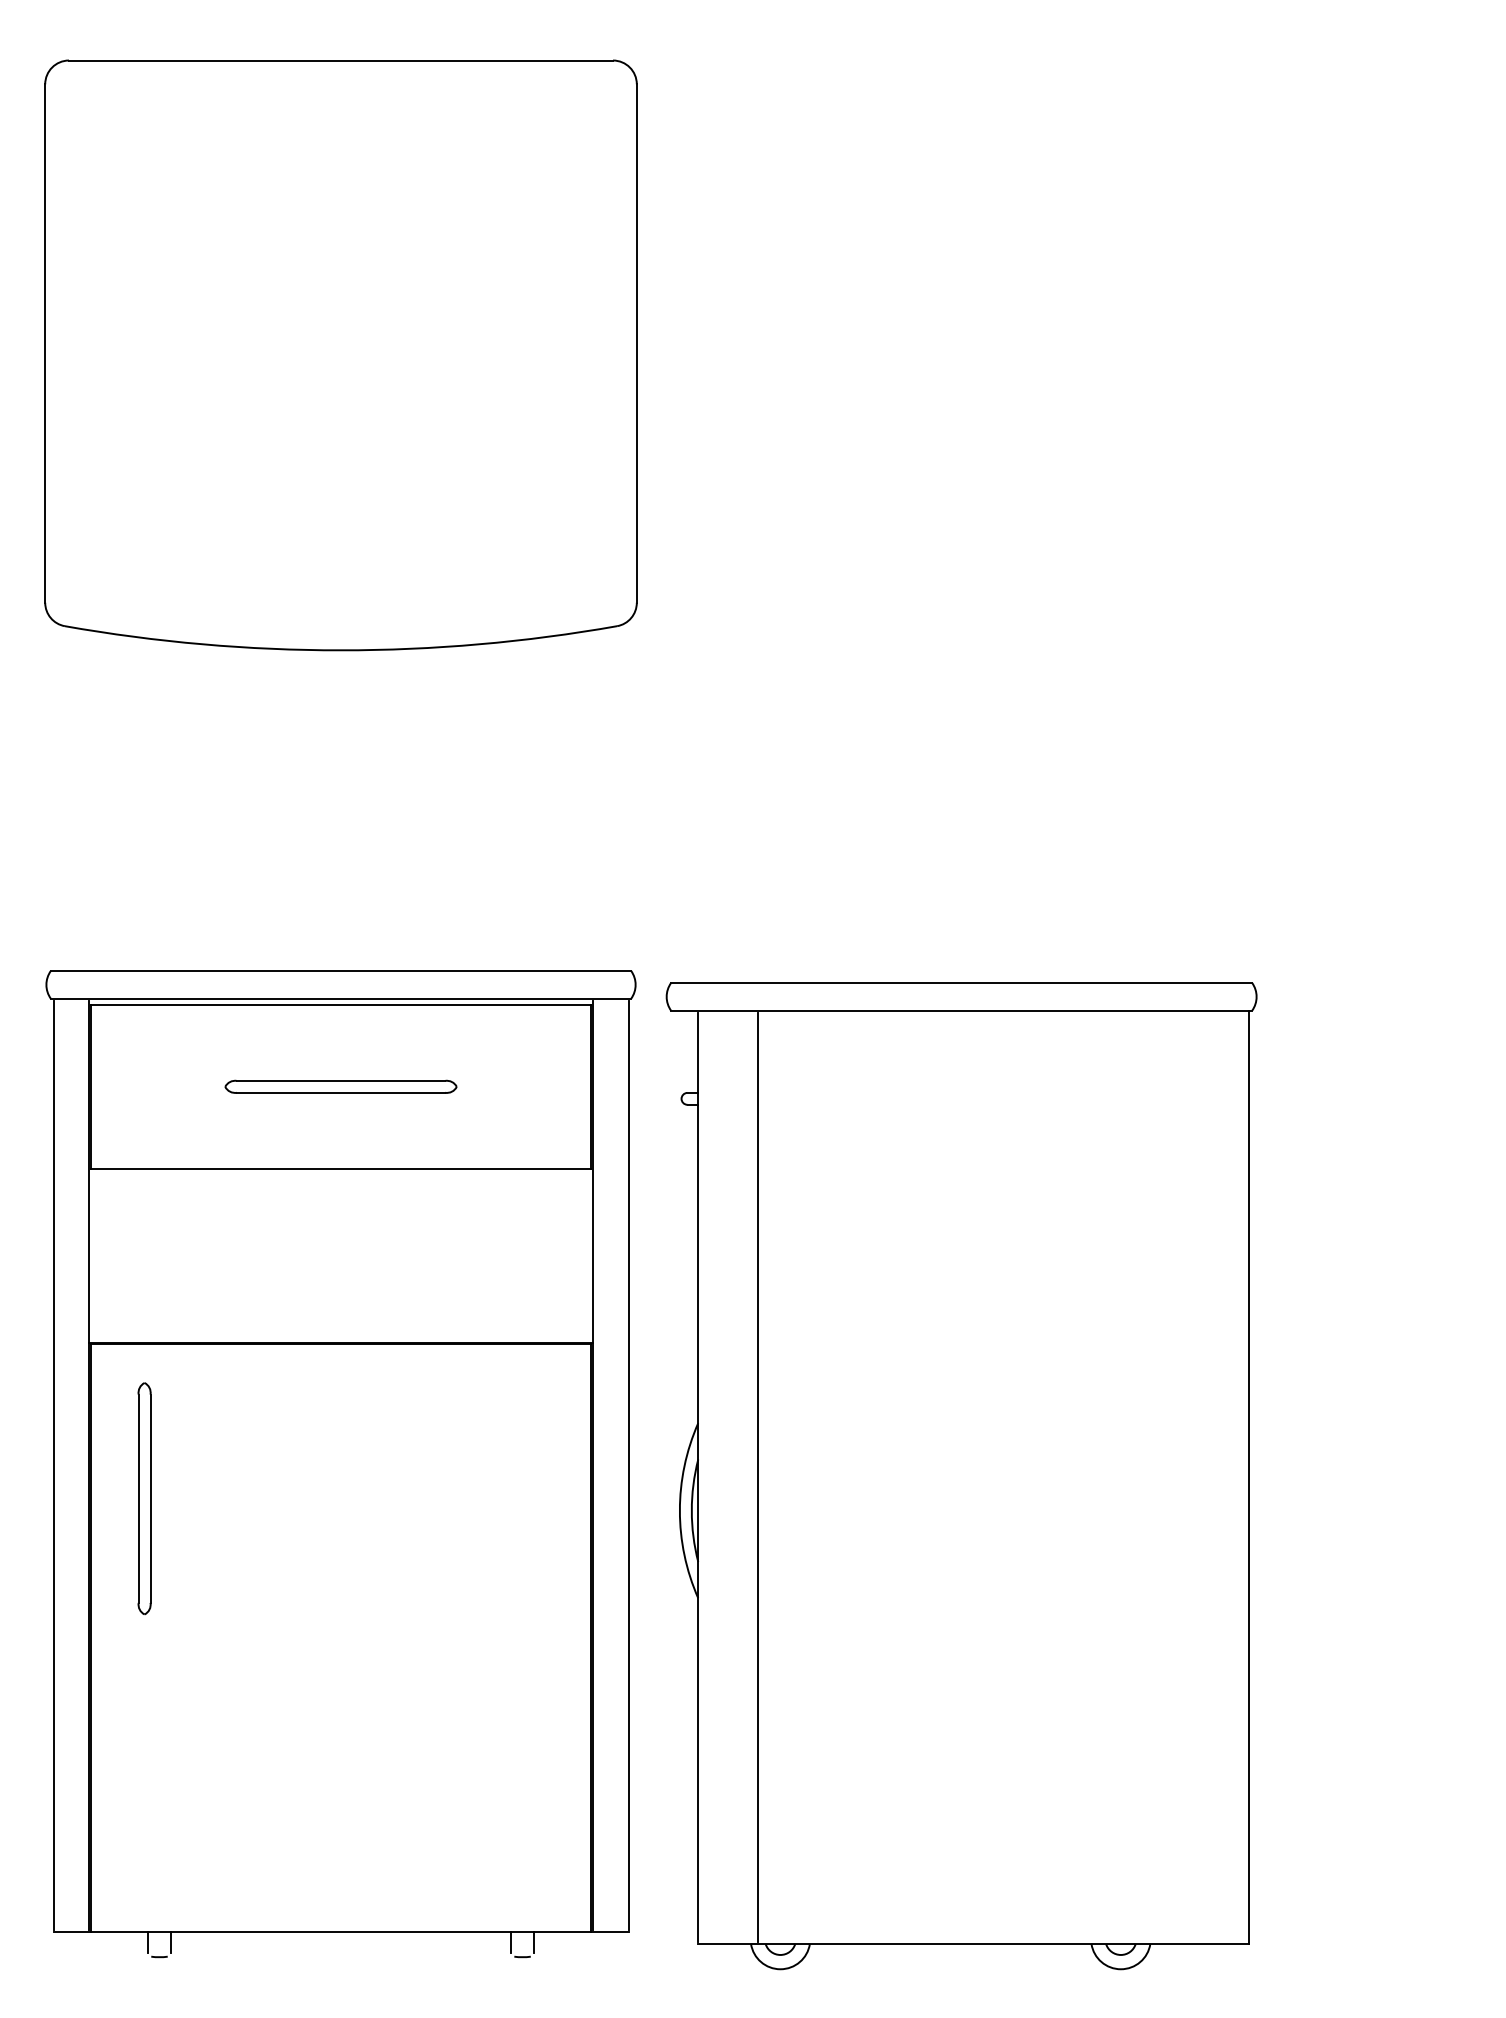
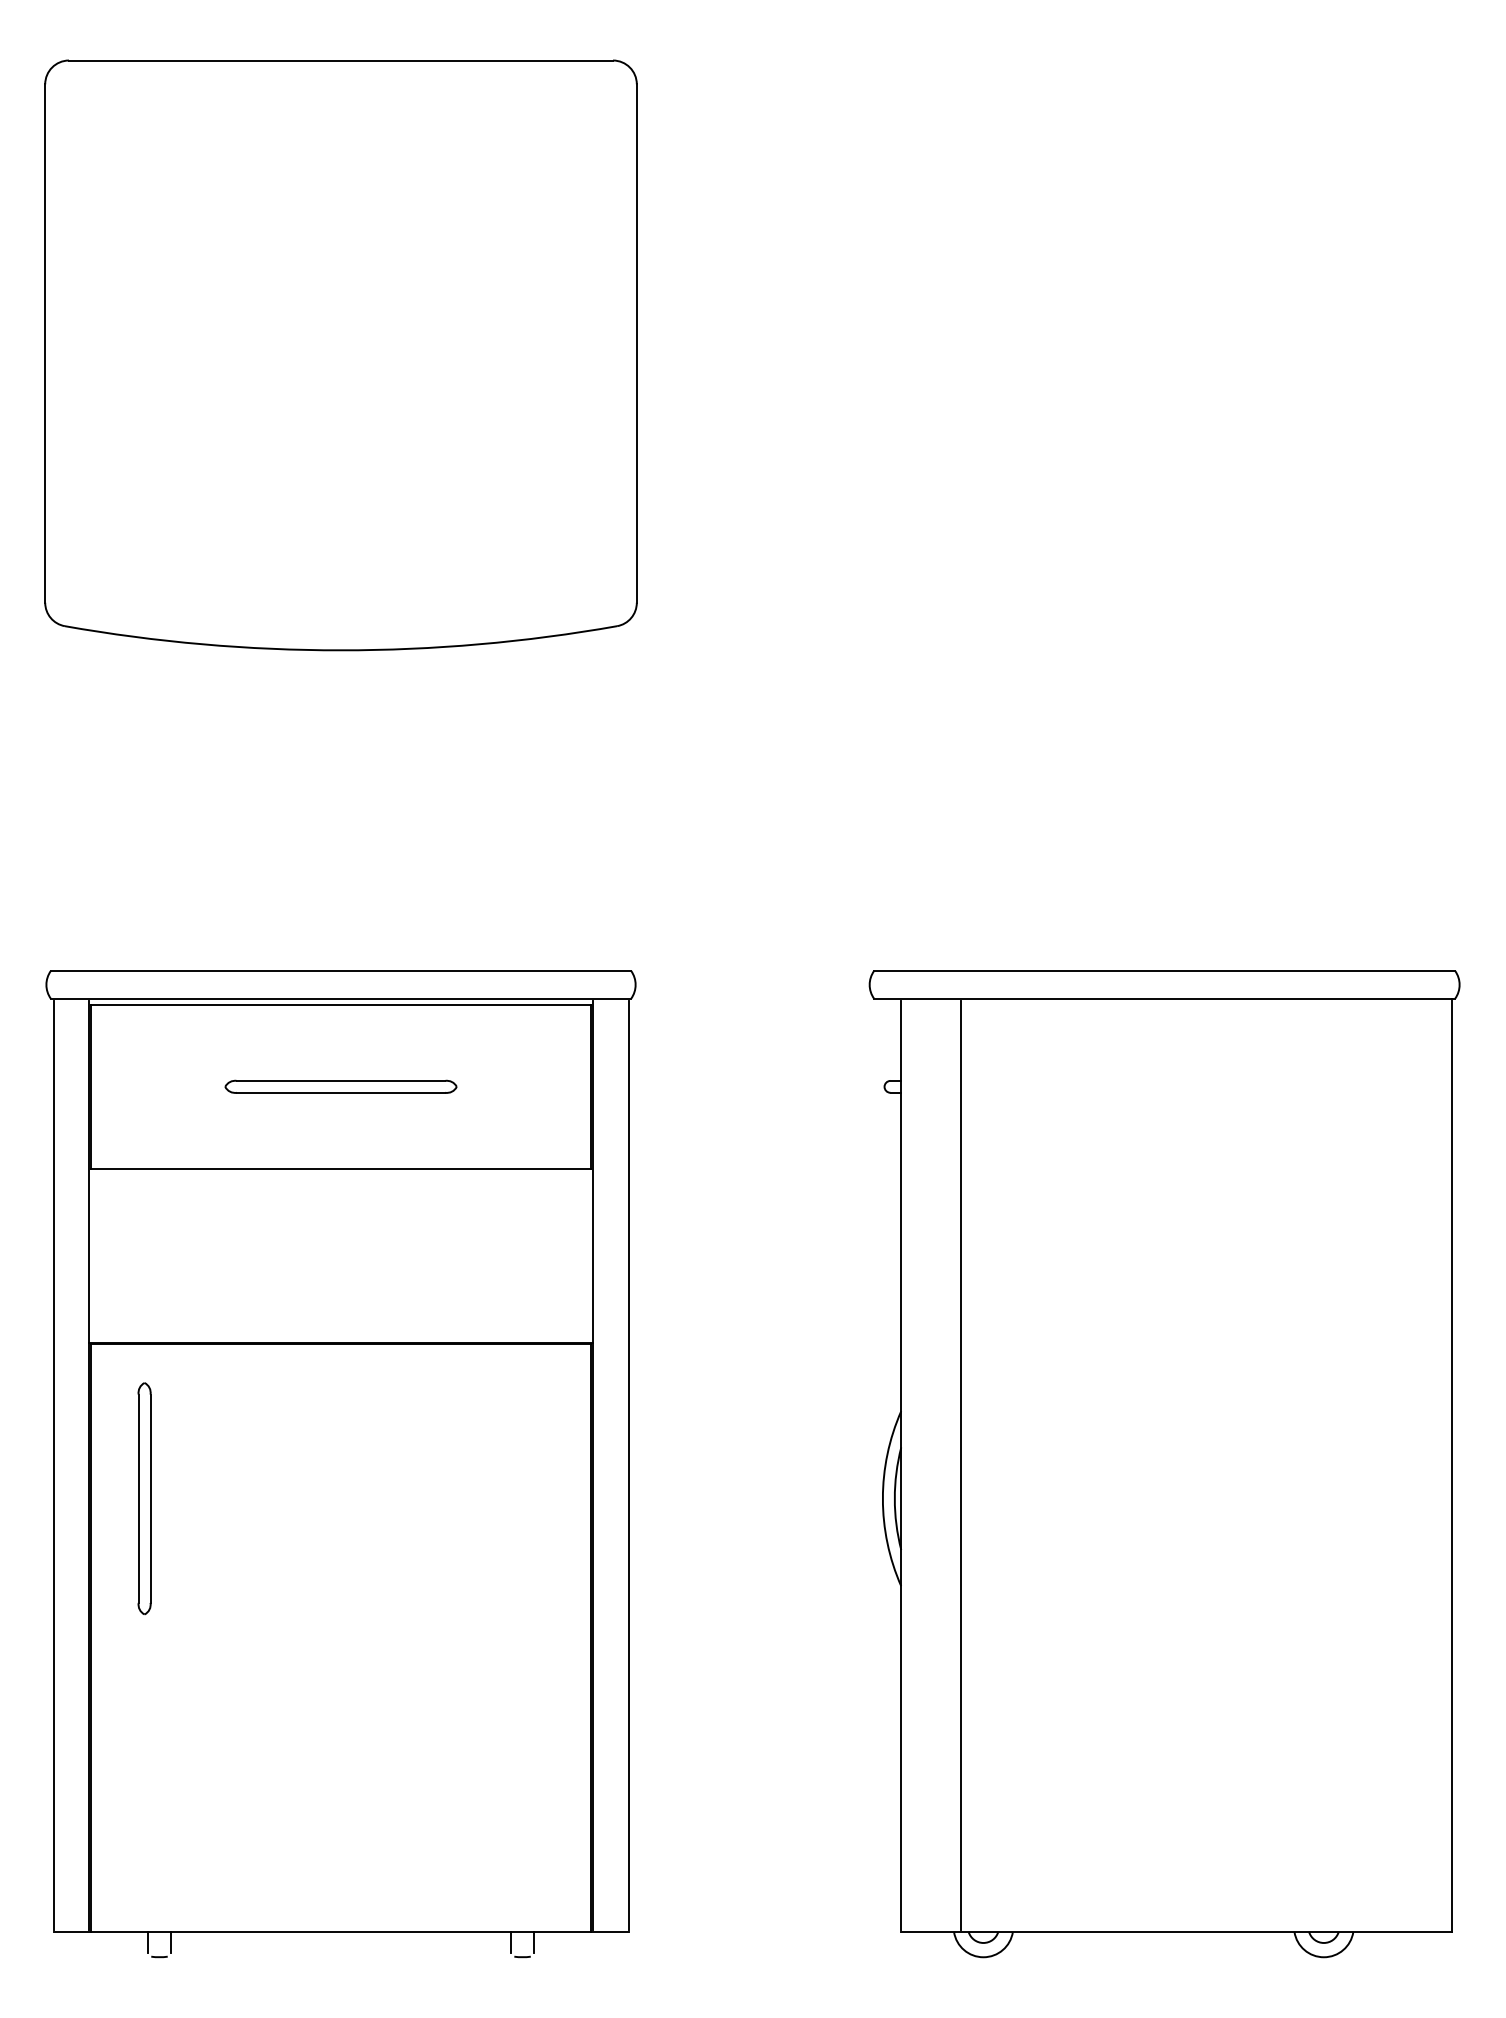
part position: (961, 1476) -> (1164, 1464) (1164, 1464)
